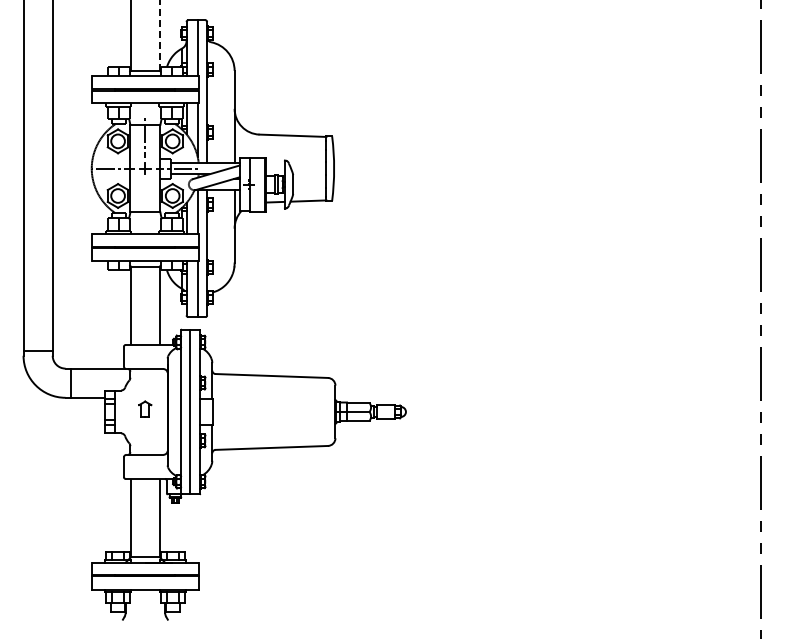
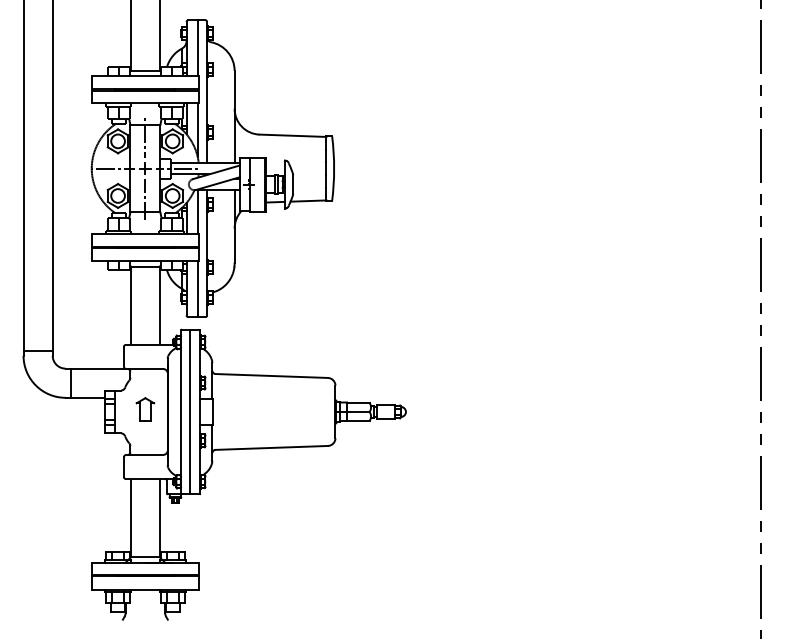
line: dashed -> solid (159, 35)
line: none -> present (145, 200)
part size: 15x18 px -> 20x25 px (144, 409)
